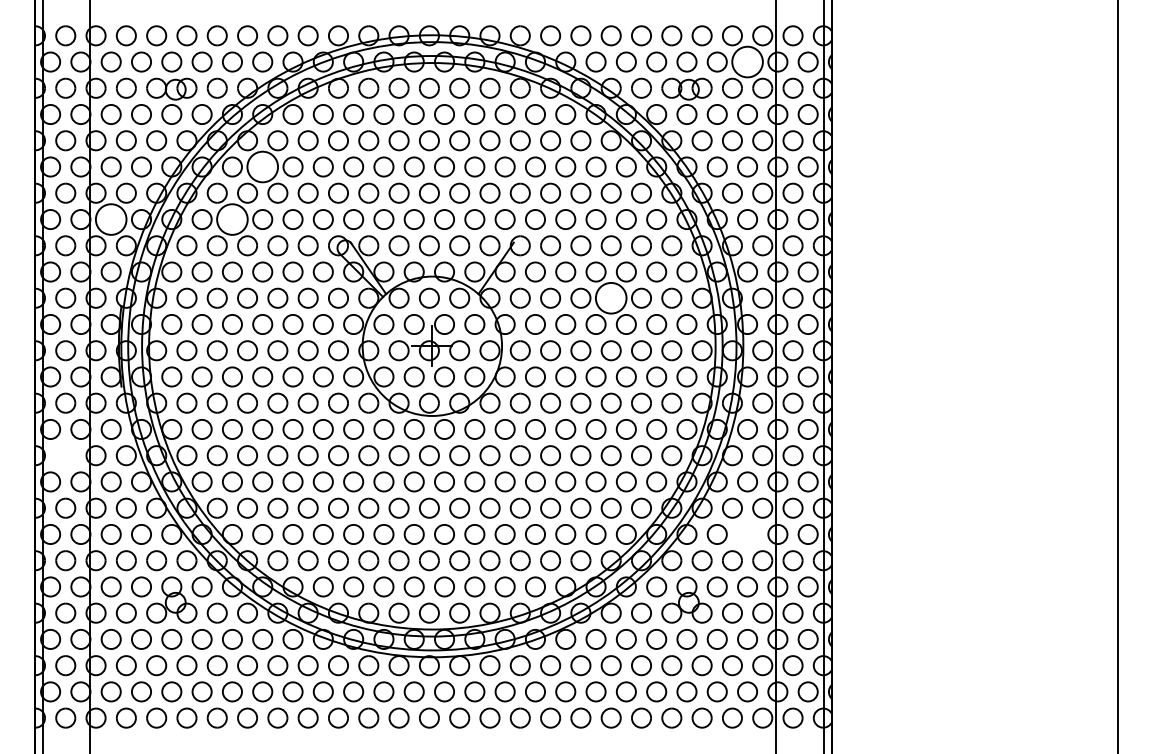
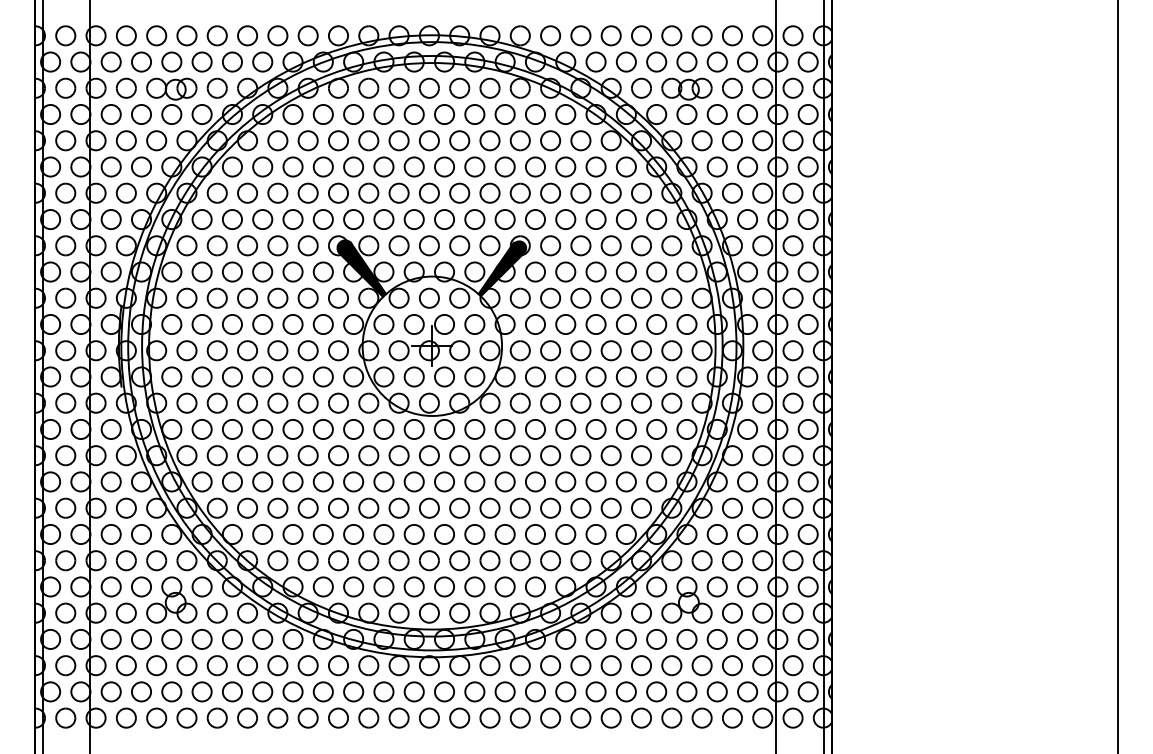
circle diameter: 31 px -> 19 px (747, 61)
circle diameter: 31 px -> 19 px (262, 166)
circle diameter: 31 px -> 19 px (110, 219)
circle diameter: 31 px -> 19 px (232, 219)
fill: none -> present (361, 268)
fill: none -> present (502, 268)
circle diameter: 31 px -> 19 px (610, 297)
part: none -> present (65, 455)
circle: none -> present (747, 534)
